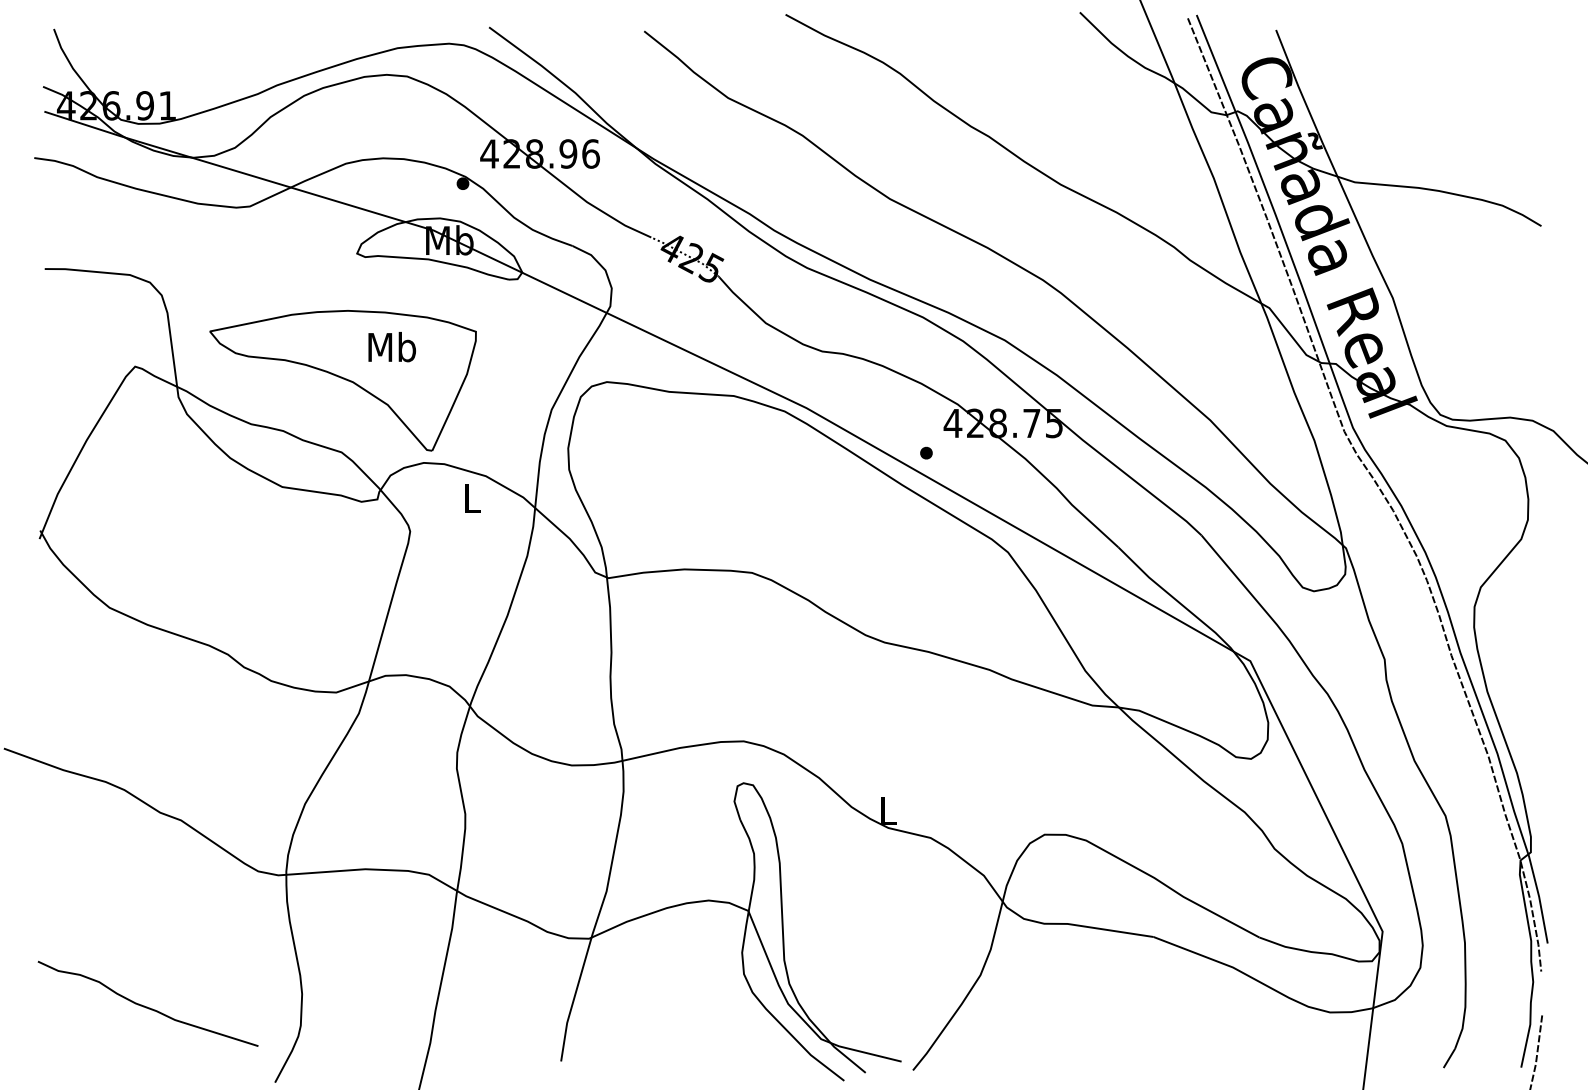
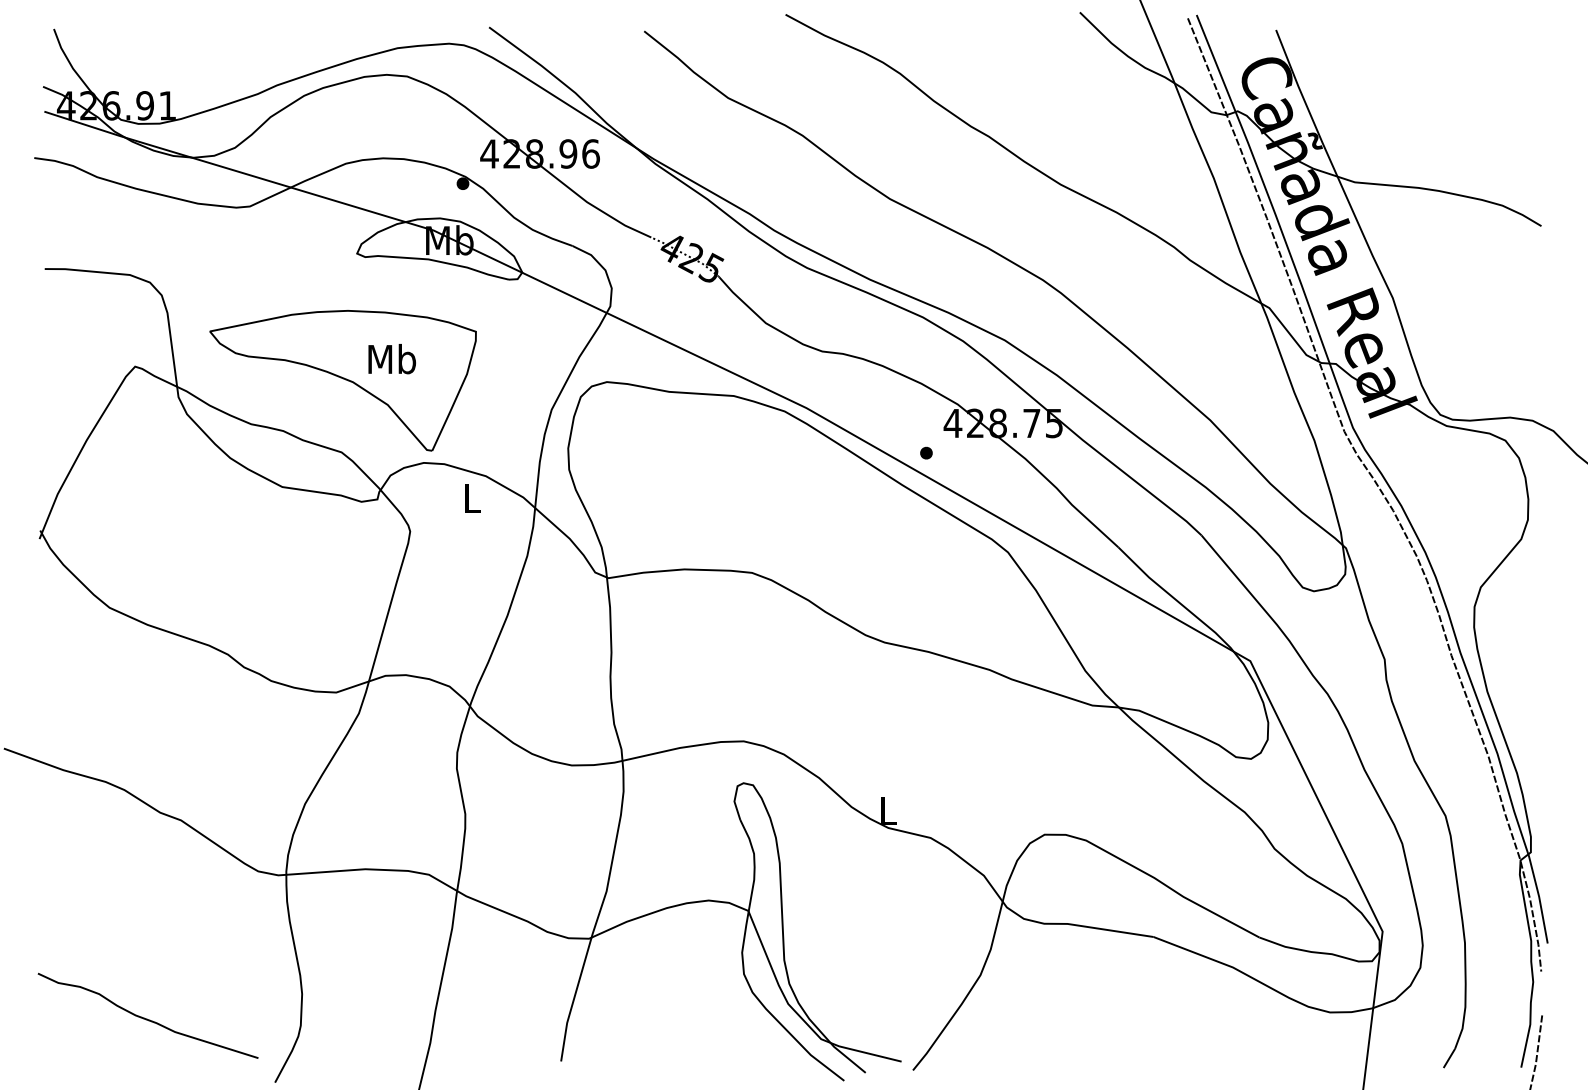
text position: (391, 347) -> (391, 359) (391, 359)
curve position: (147, 1006) -> (147, 1018) (147, 1018)
